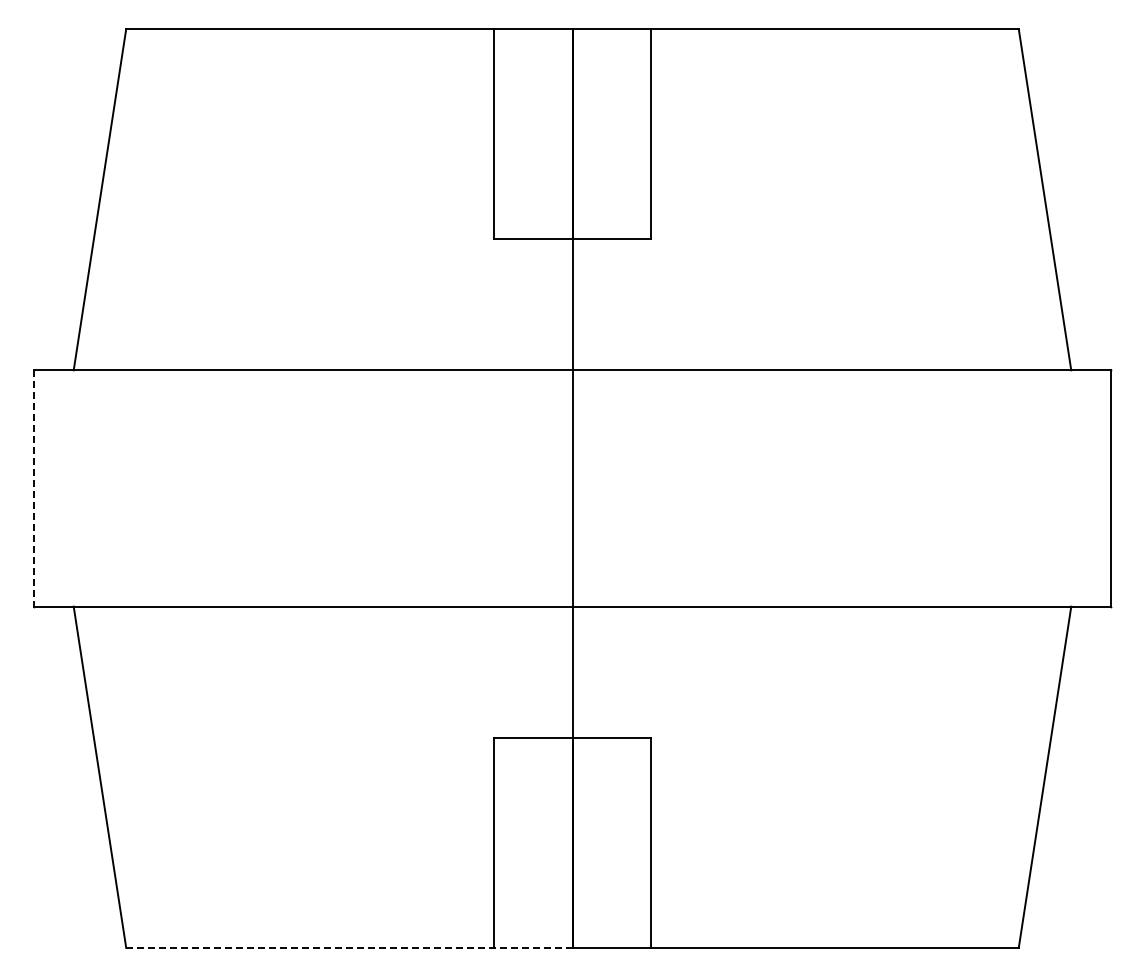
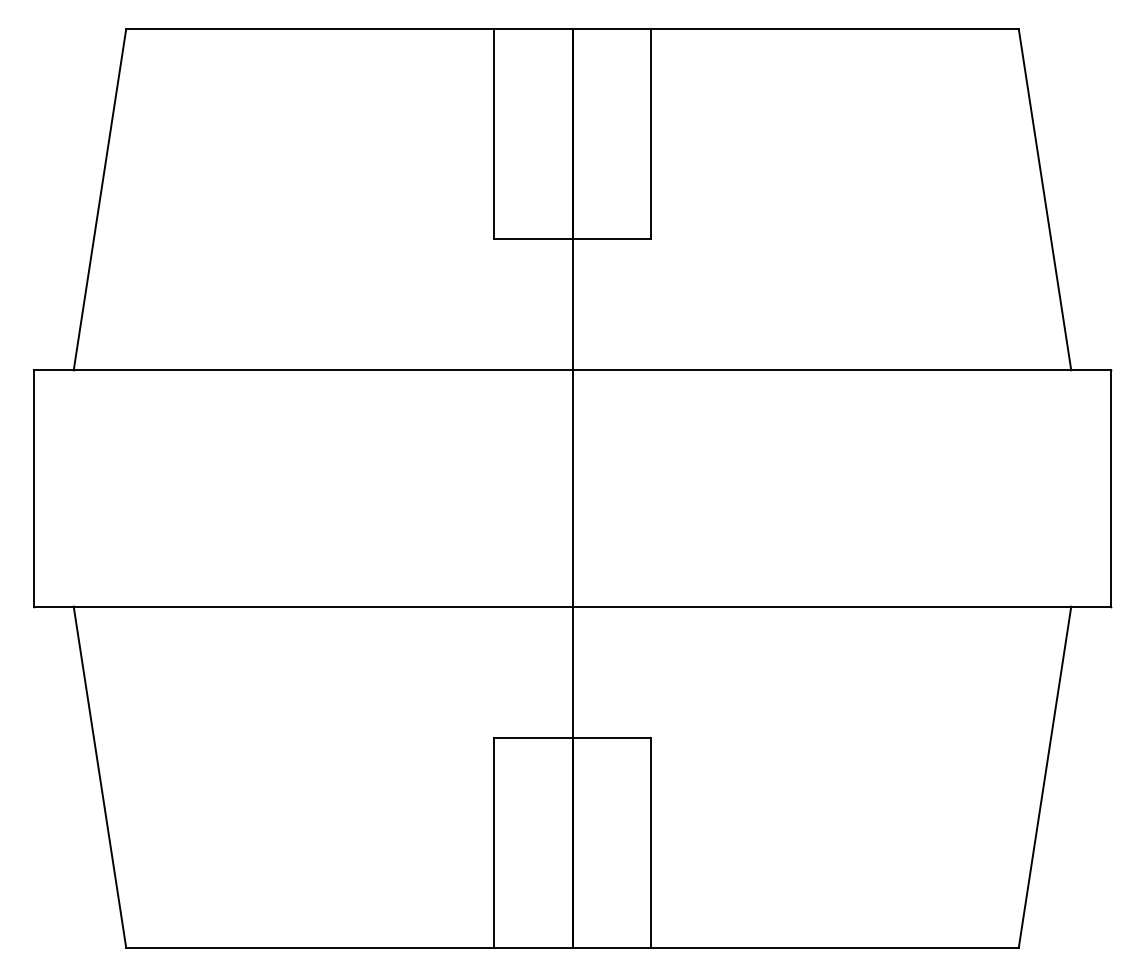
line: dashed -> solid (34, 488)
line: dashed -> solid (349, 947)
